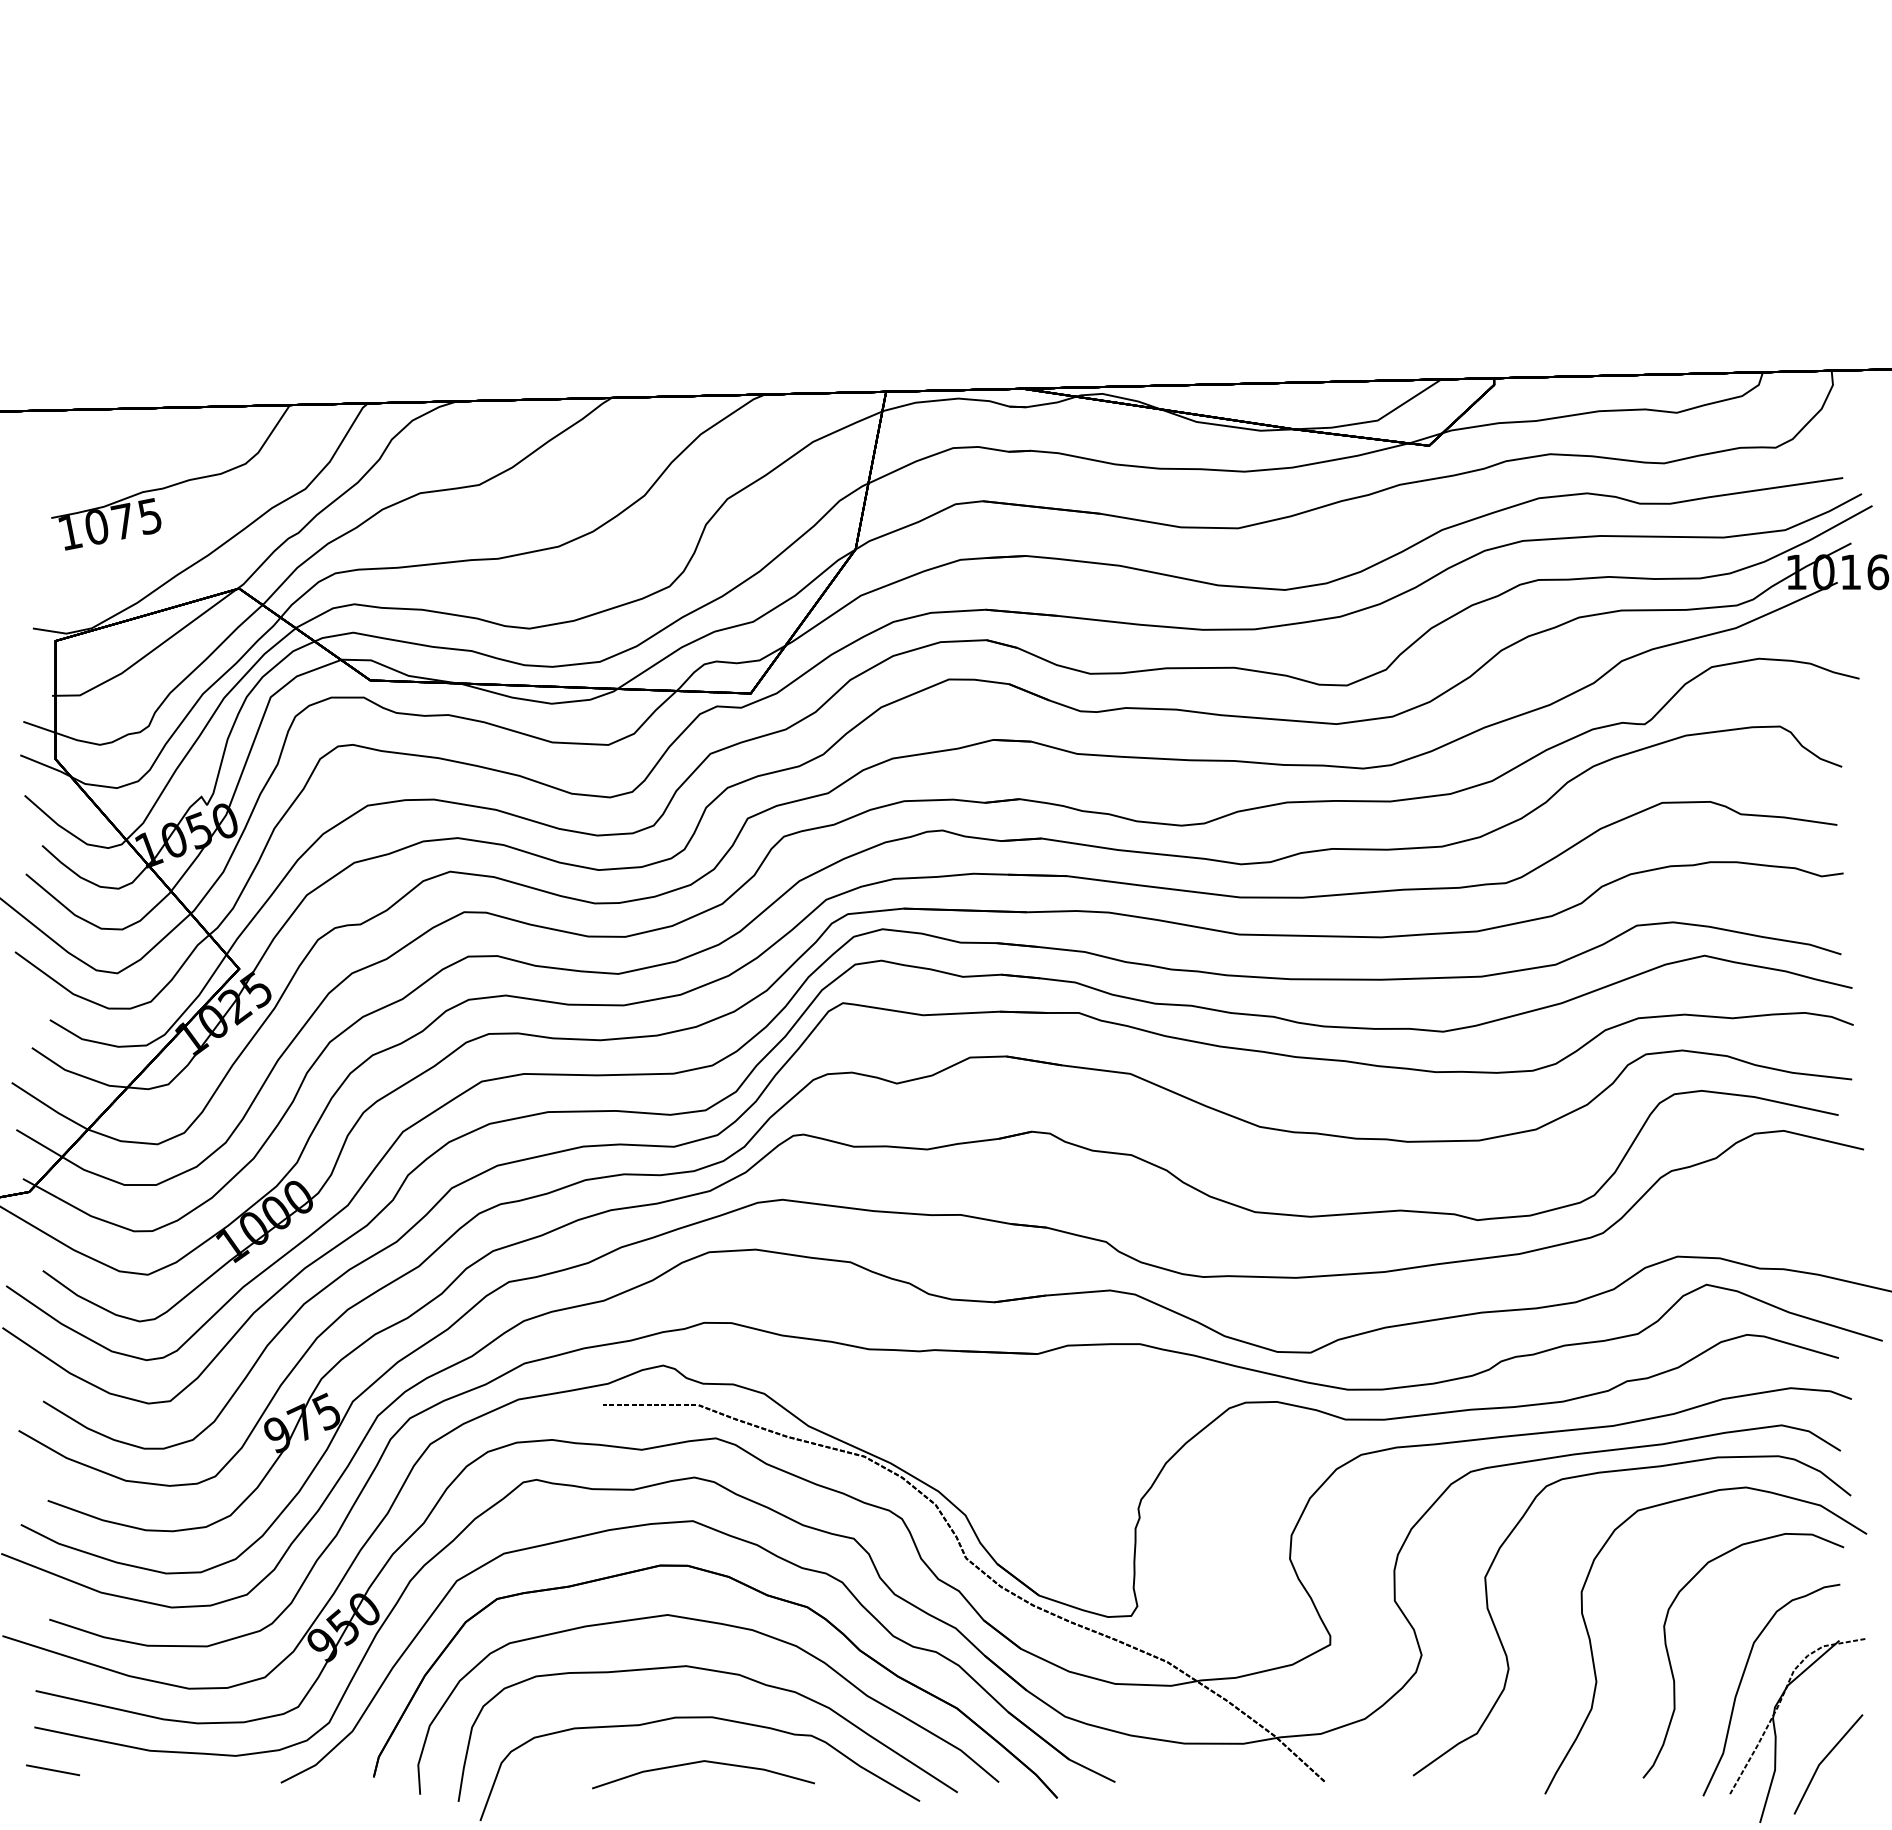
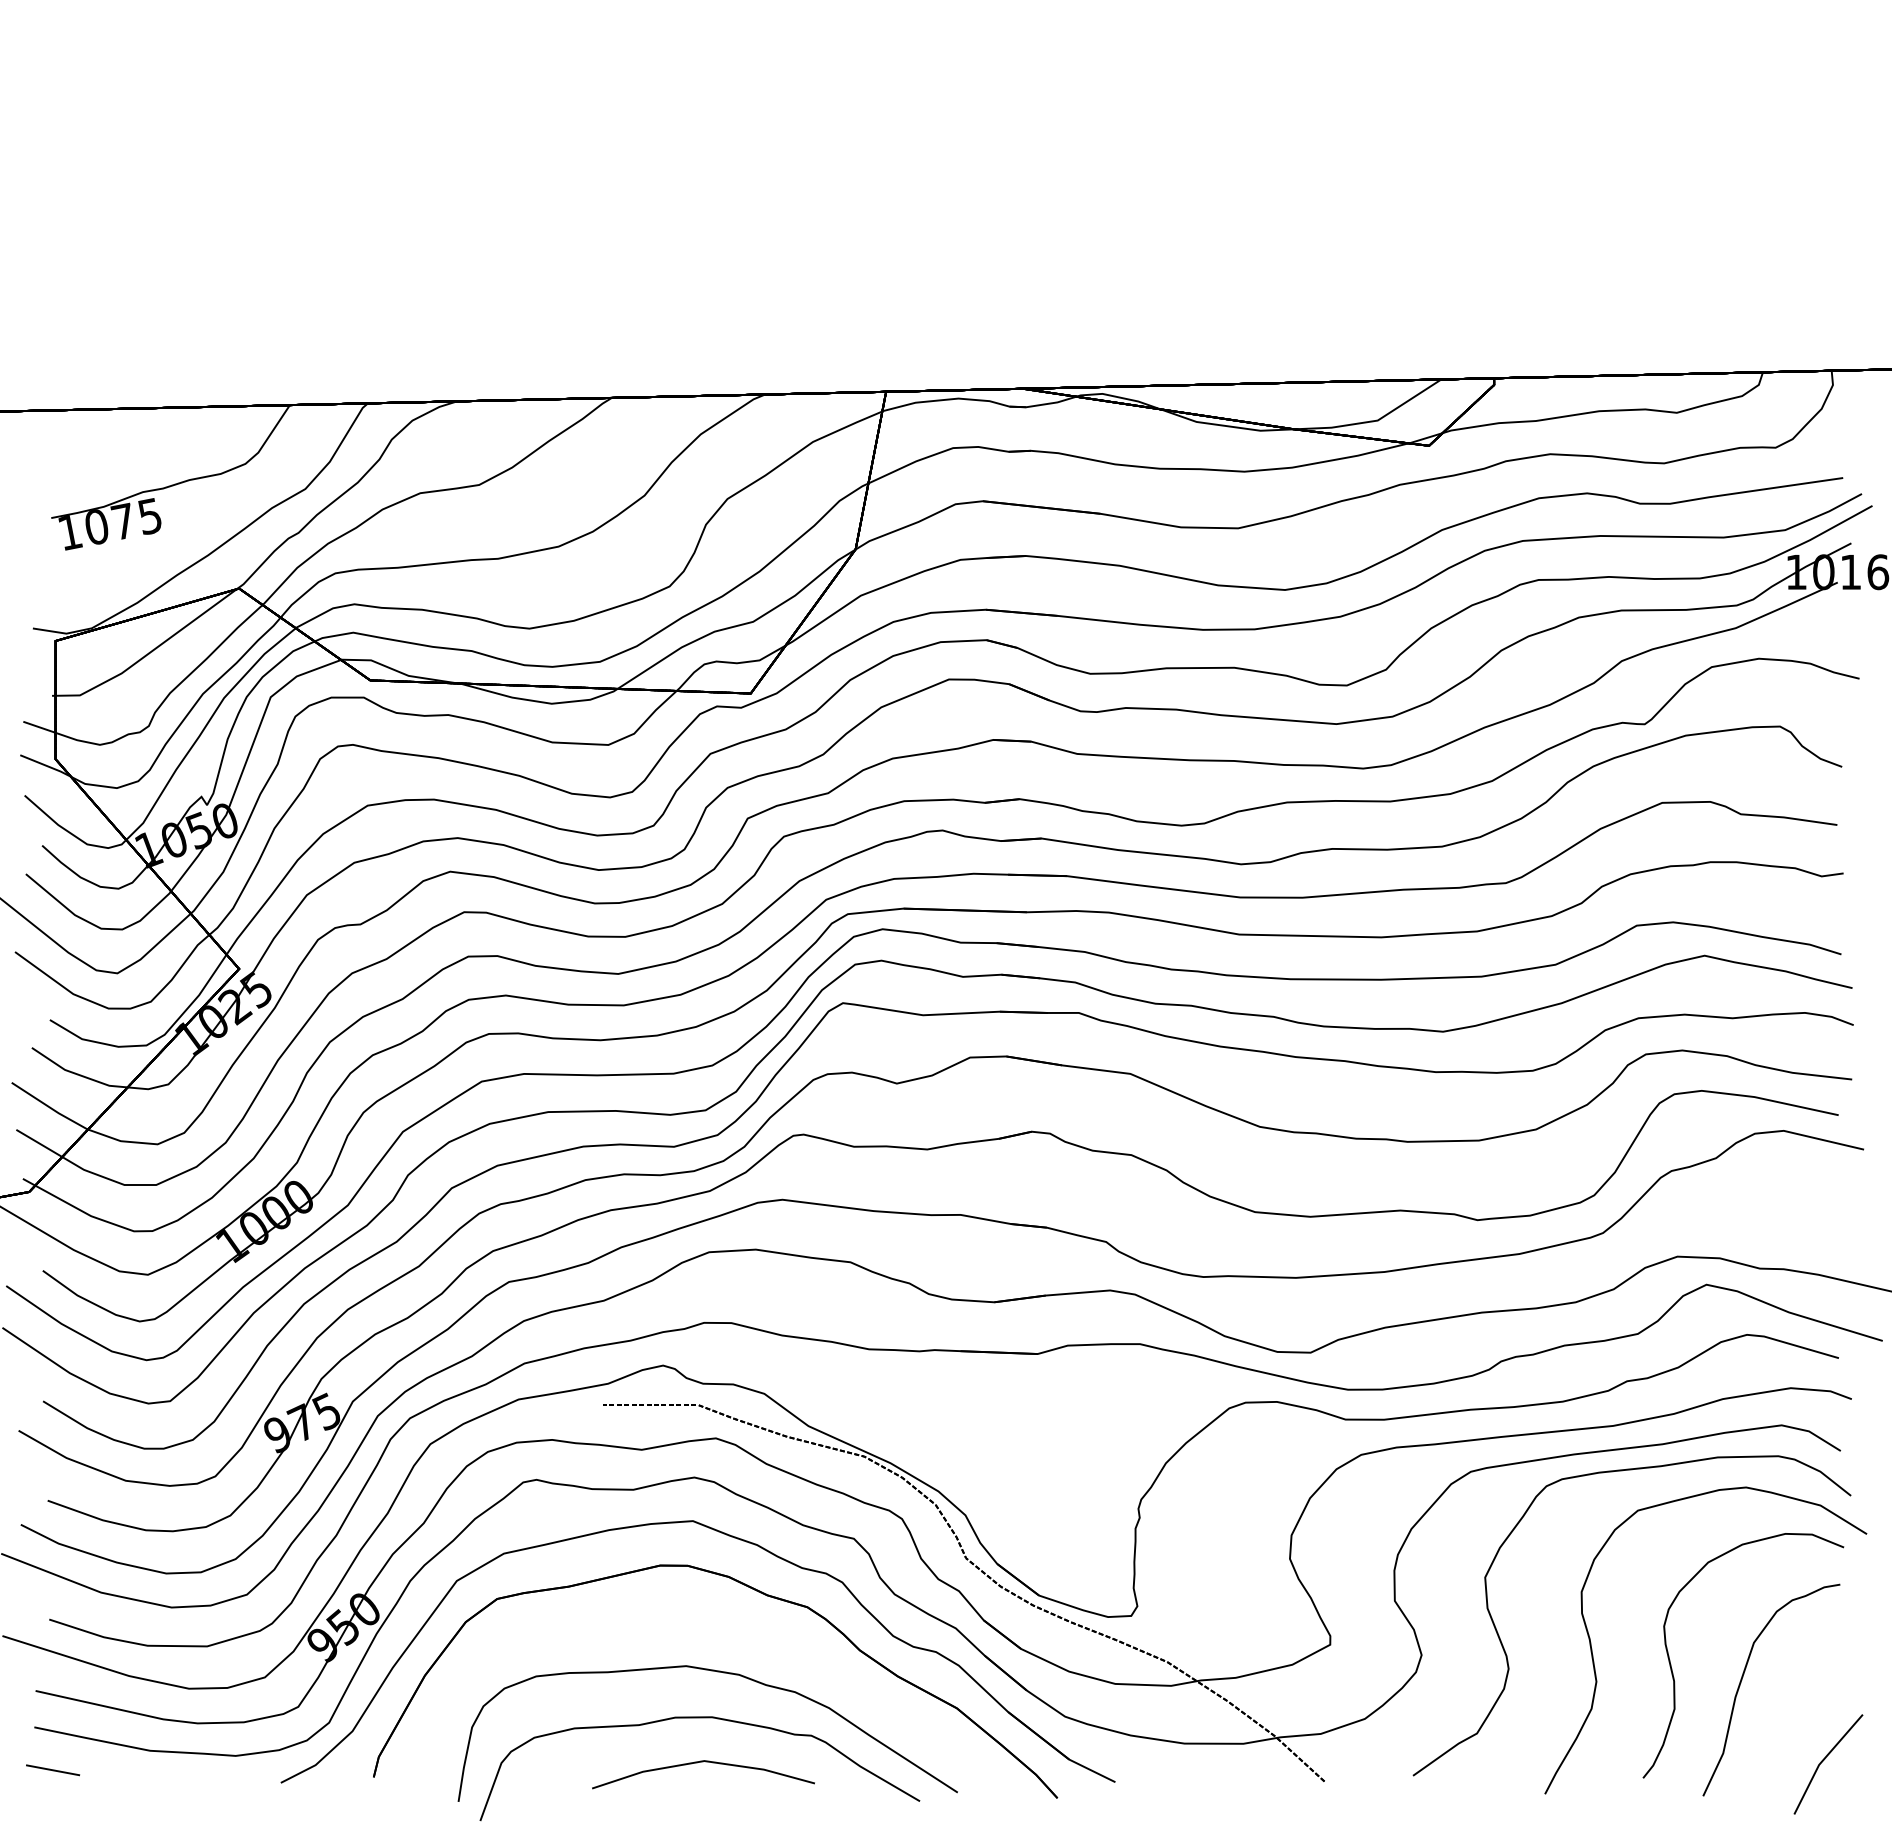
curve: present -> none (723, 1625)
part: present -> none (1776, 1733)
